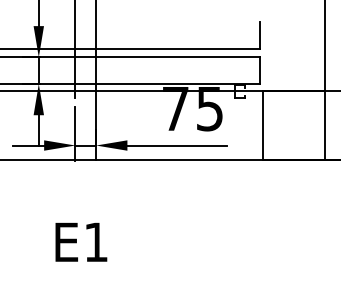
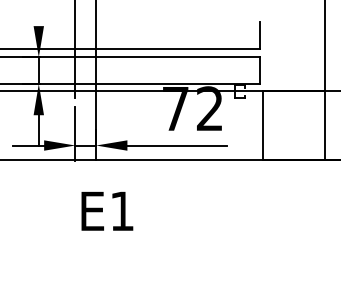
line: present -> none (38, 14)
text: 75 -> 72 (209, 108)
text position: (81, 242) -> (107, 211) (107, 211)
